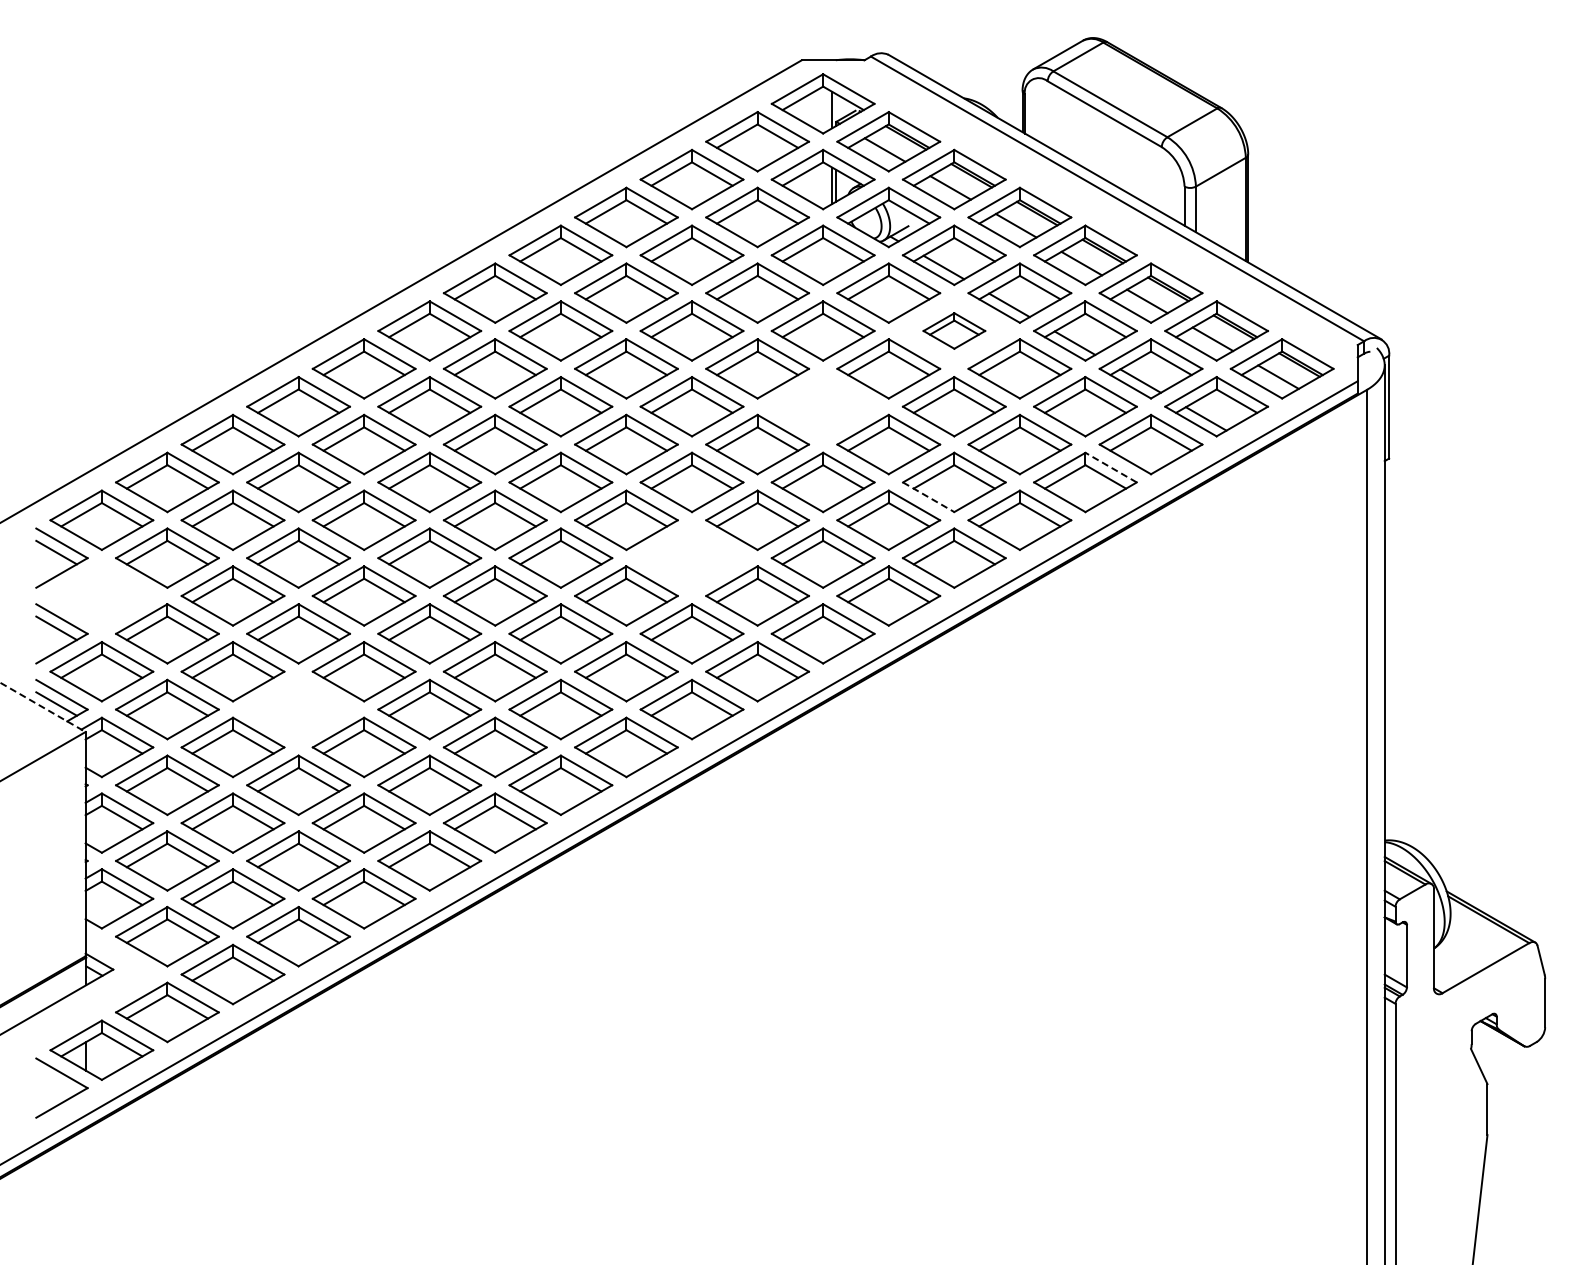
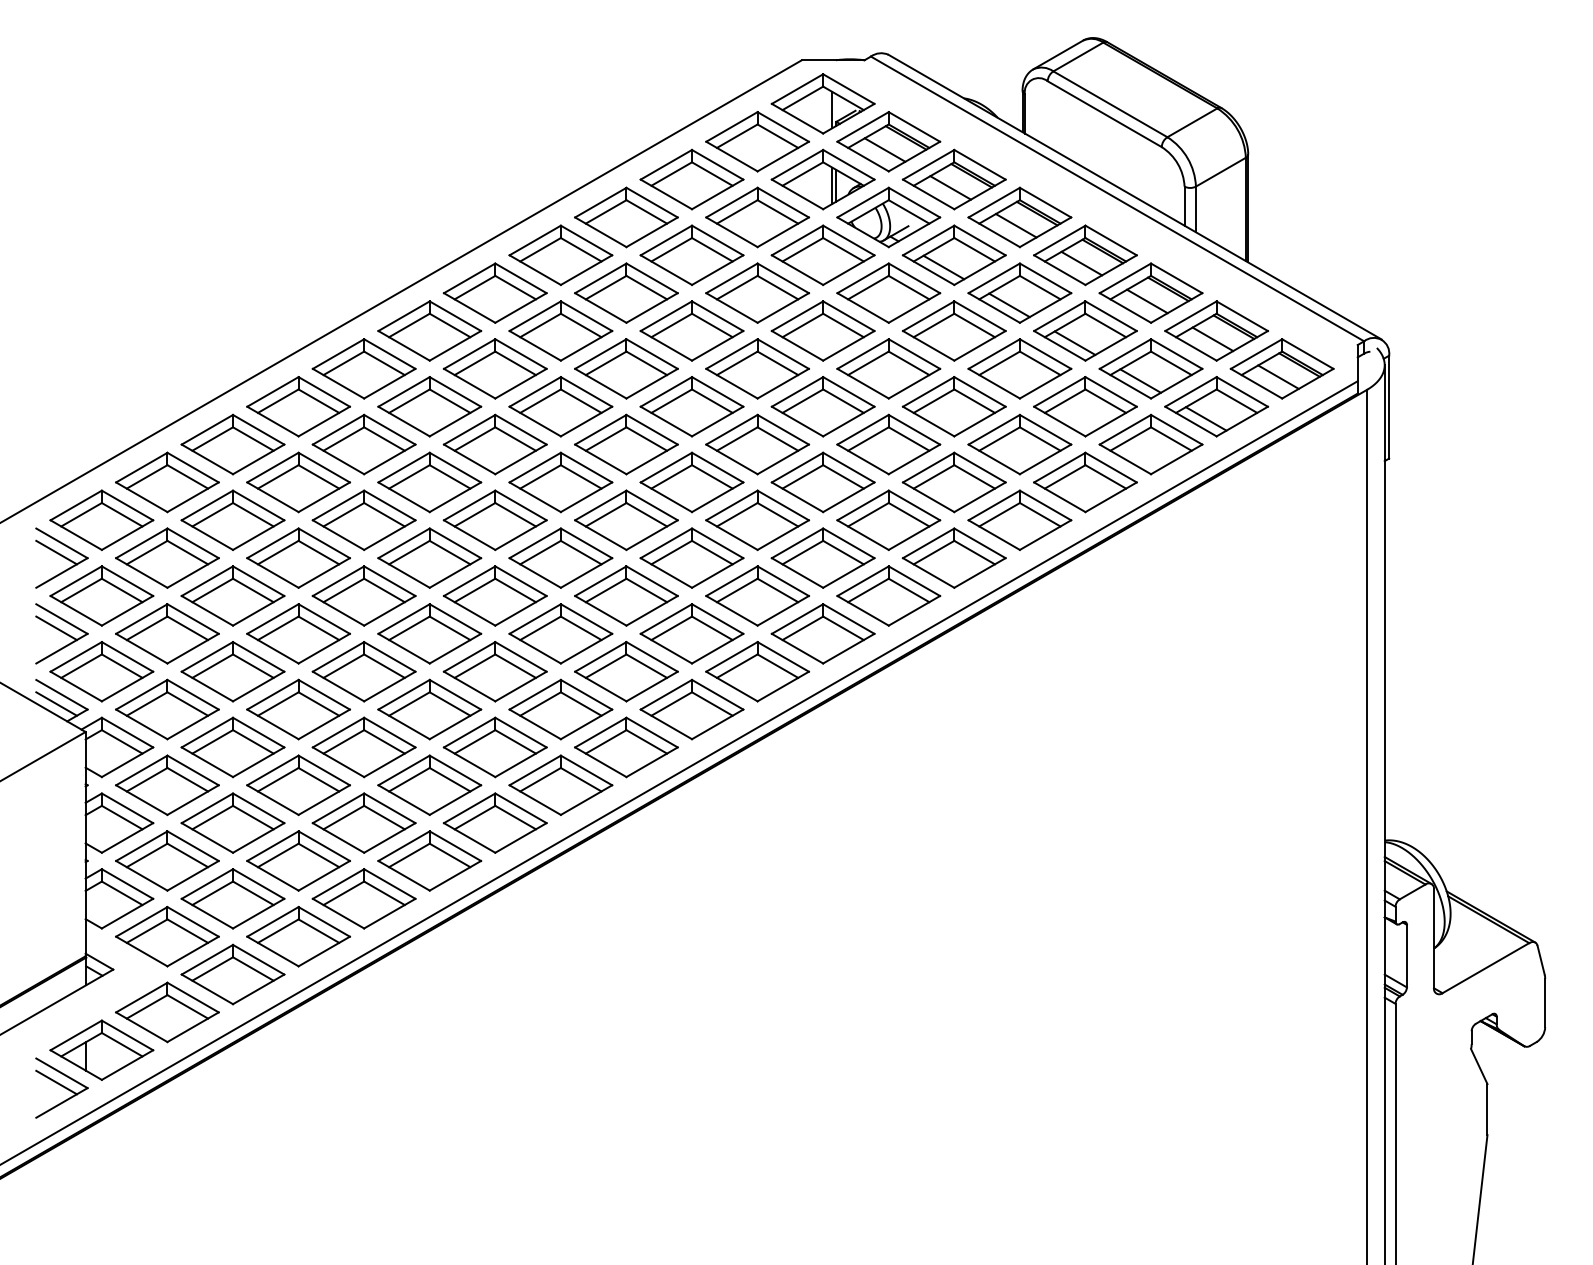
part size: 65x38 px -> 105x62 px (954, 330)
part: none -> present (822, 406)
line: dashed -> solid (1111, 467)
line: dashed -> solid (928, 497)
part: none -> present (691, 557)
part: none -> present (101, 595)
line: dashed -> solid (43, 707)
part: none -> present (298, 709)
line: none -> present (56, 1082)
